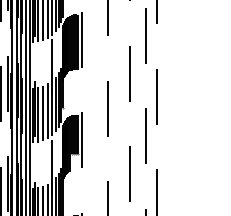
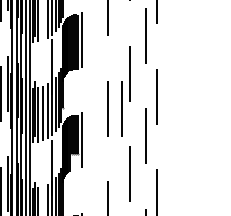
line: present -> none (43, 21)
line: none -> present (121, 108)
line: present -> none (43, 199)
